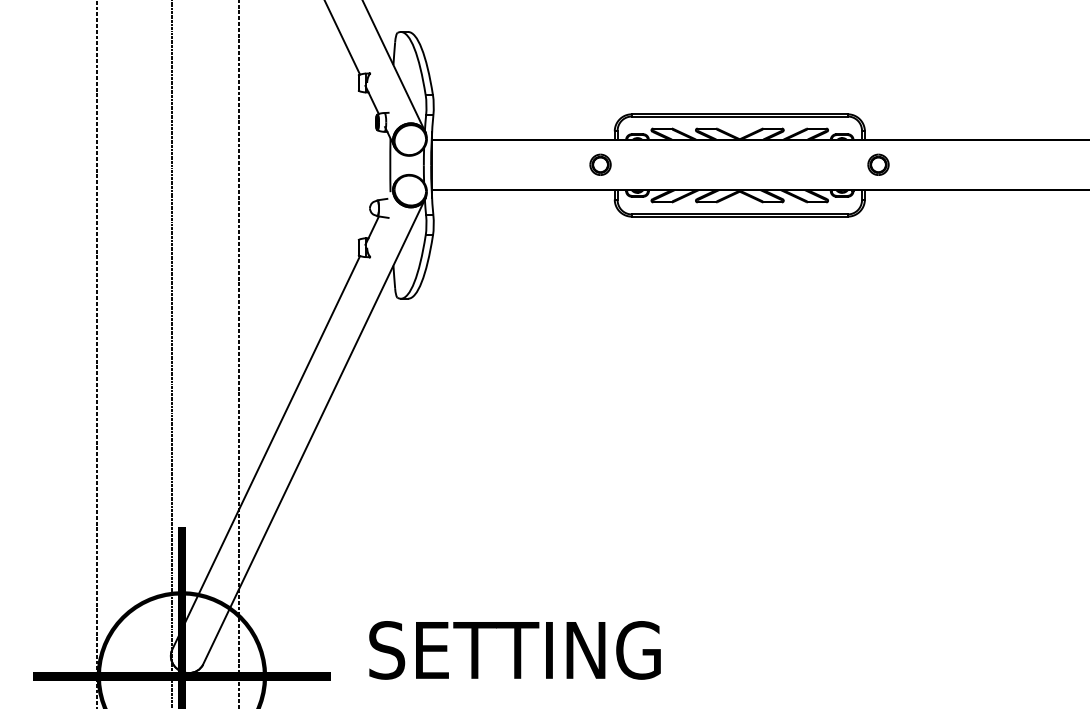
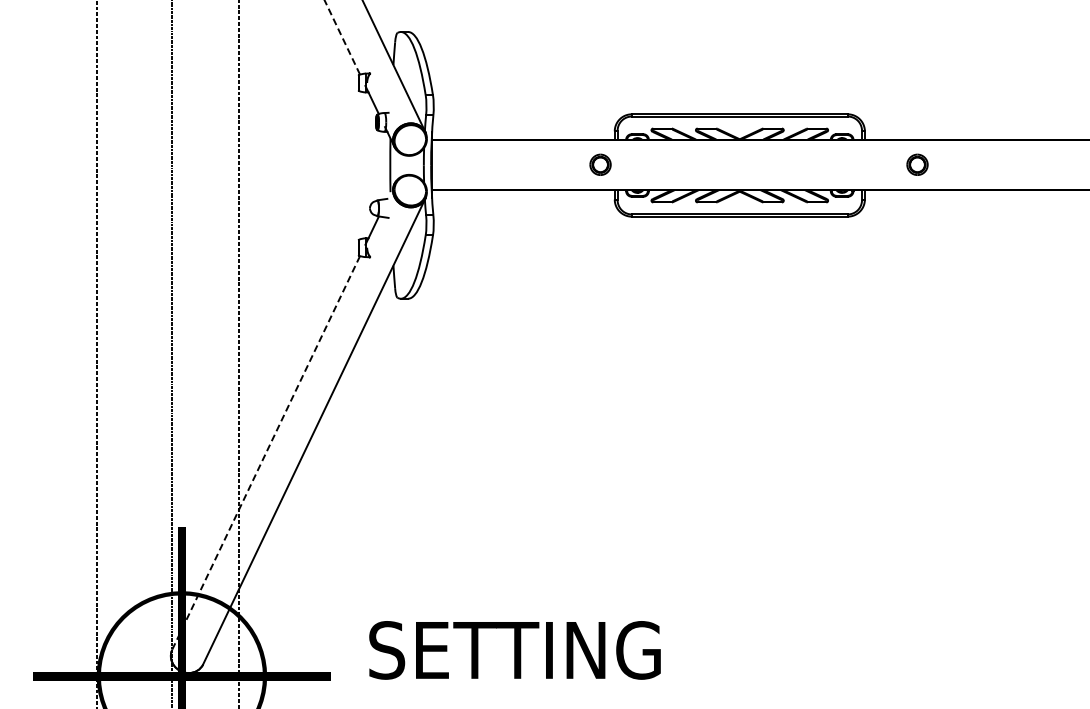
line: solid -> dashed (342, 37)
part position: (878, 164) -> (917, 164) (917, 164)
line: solid -> dashed (266, 452)
